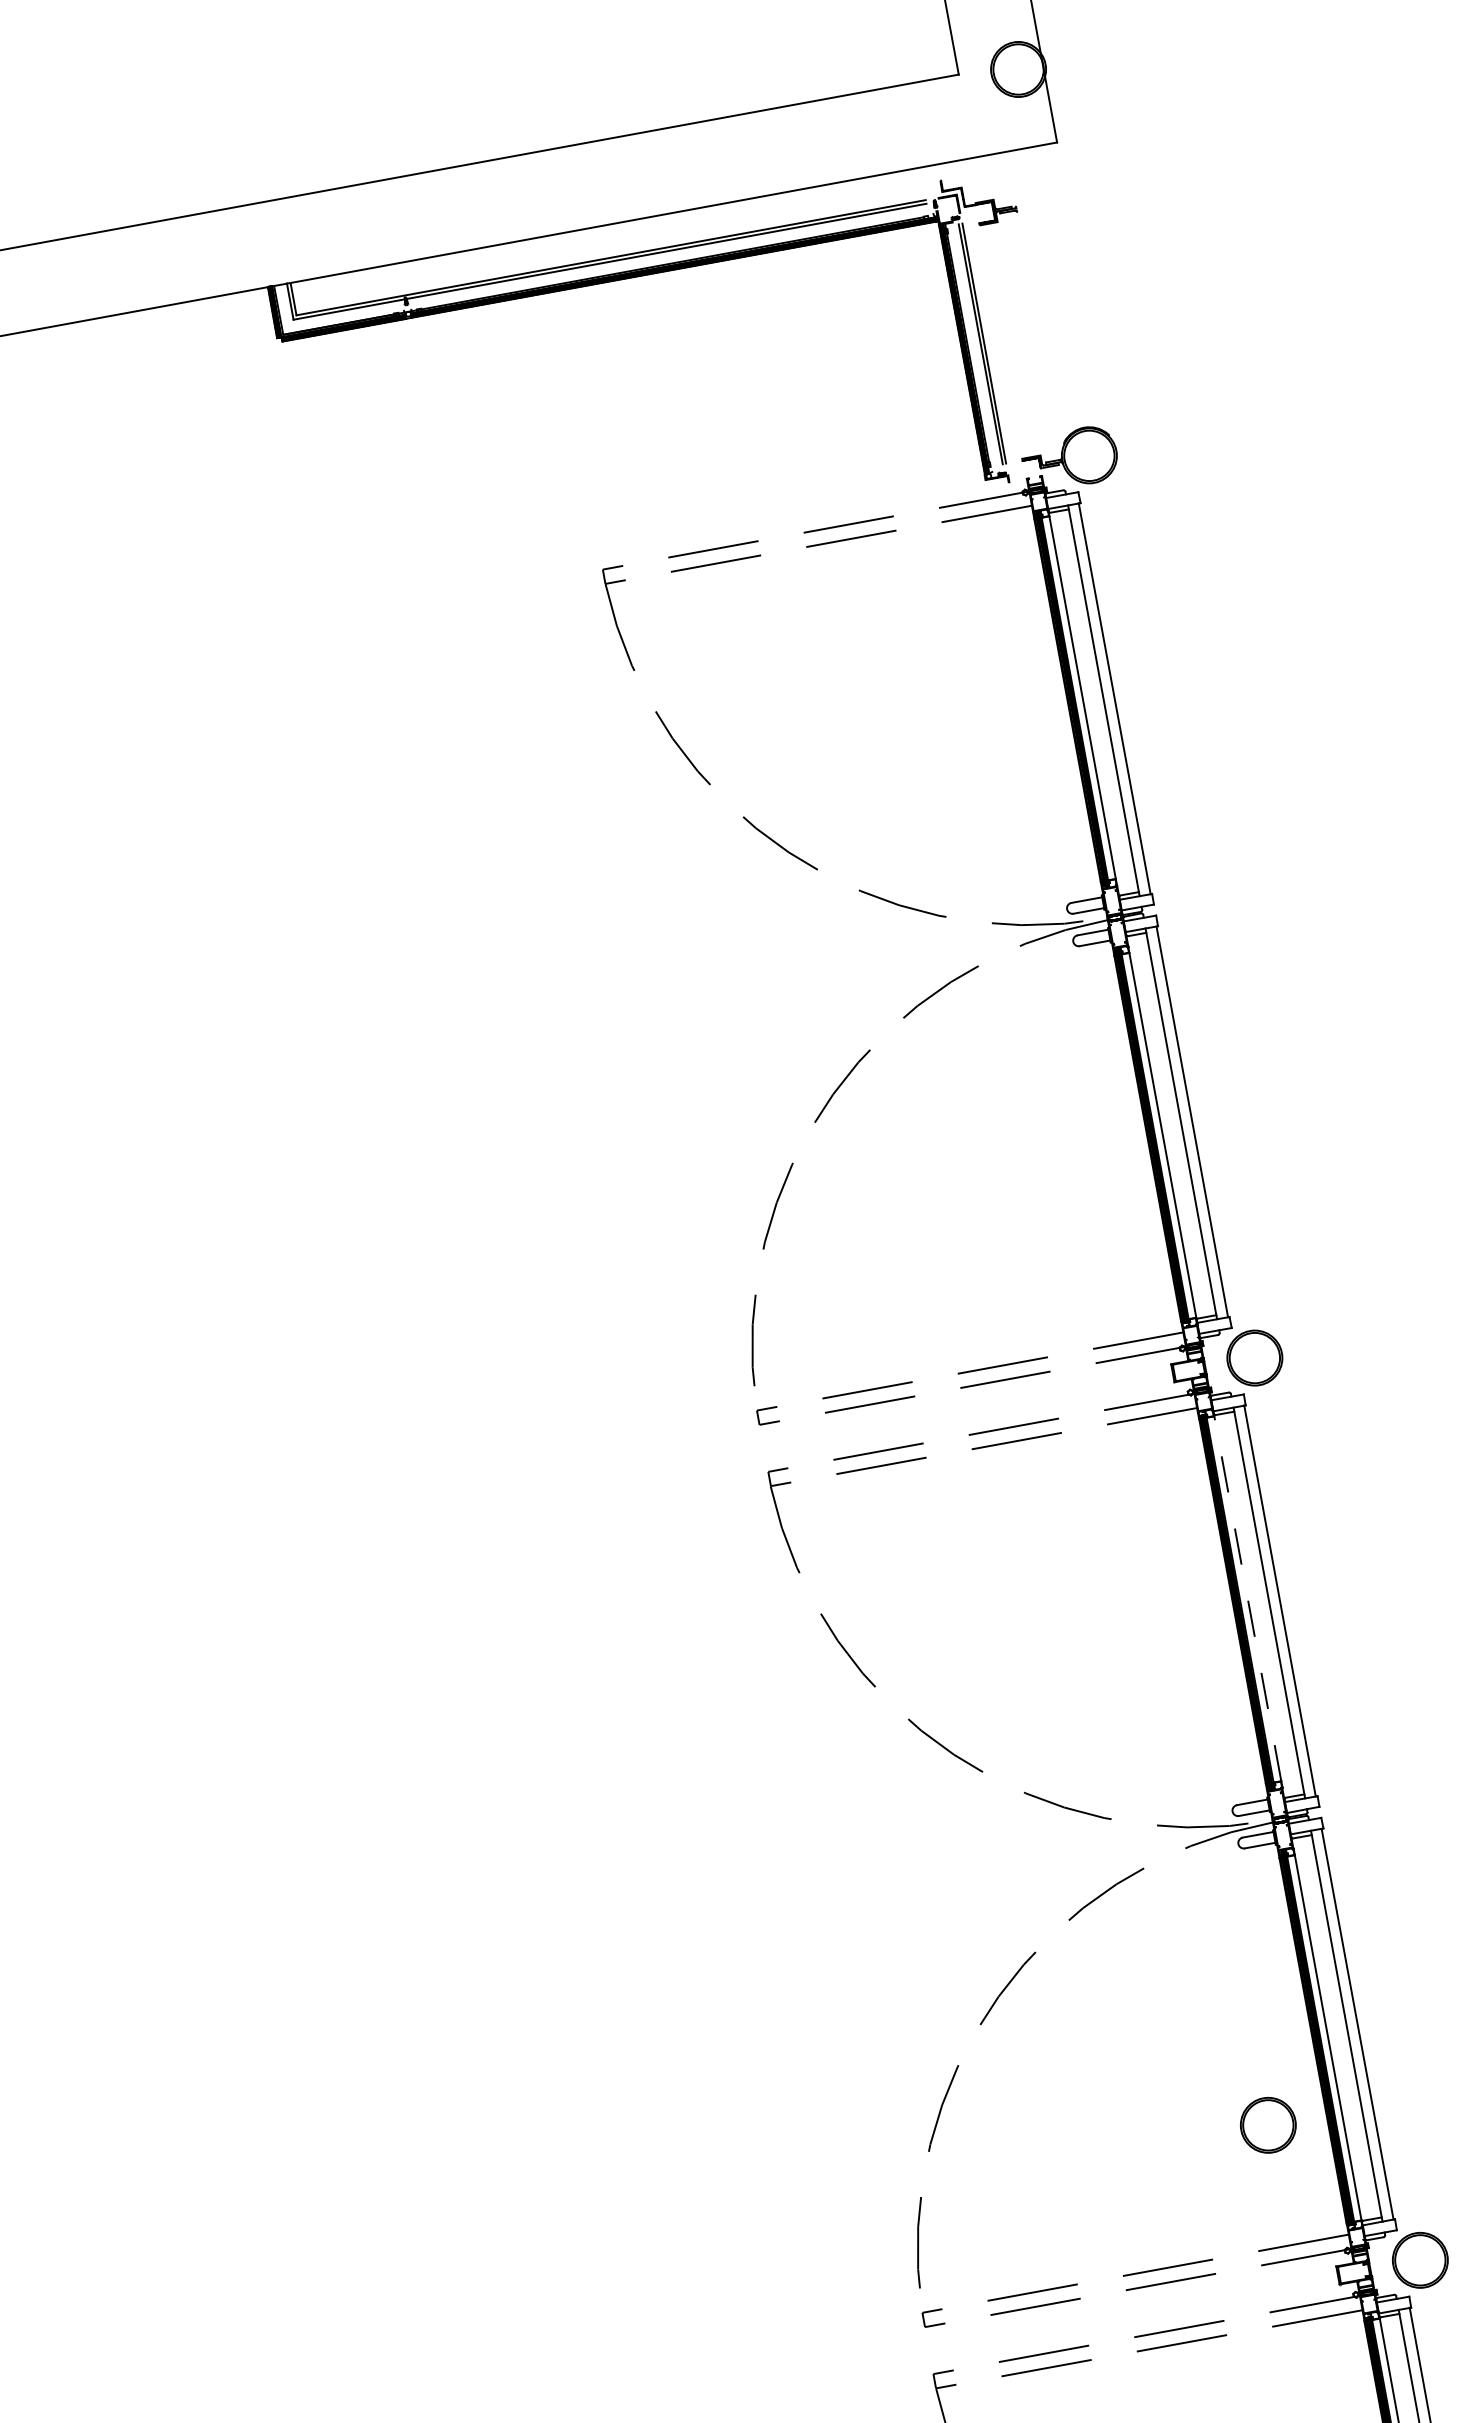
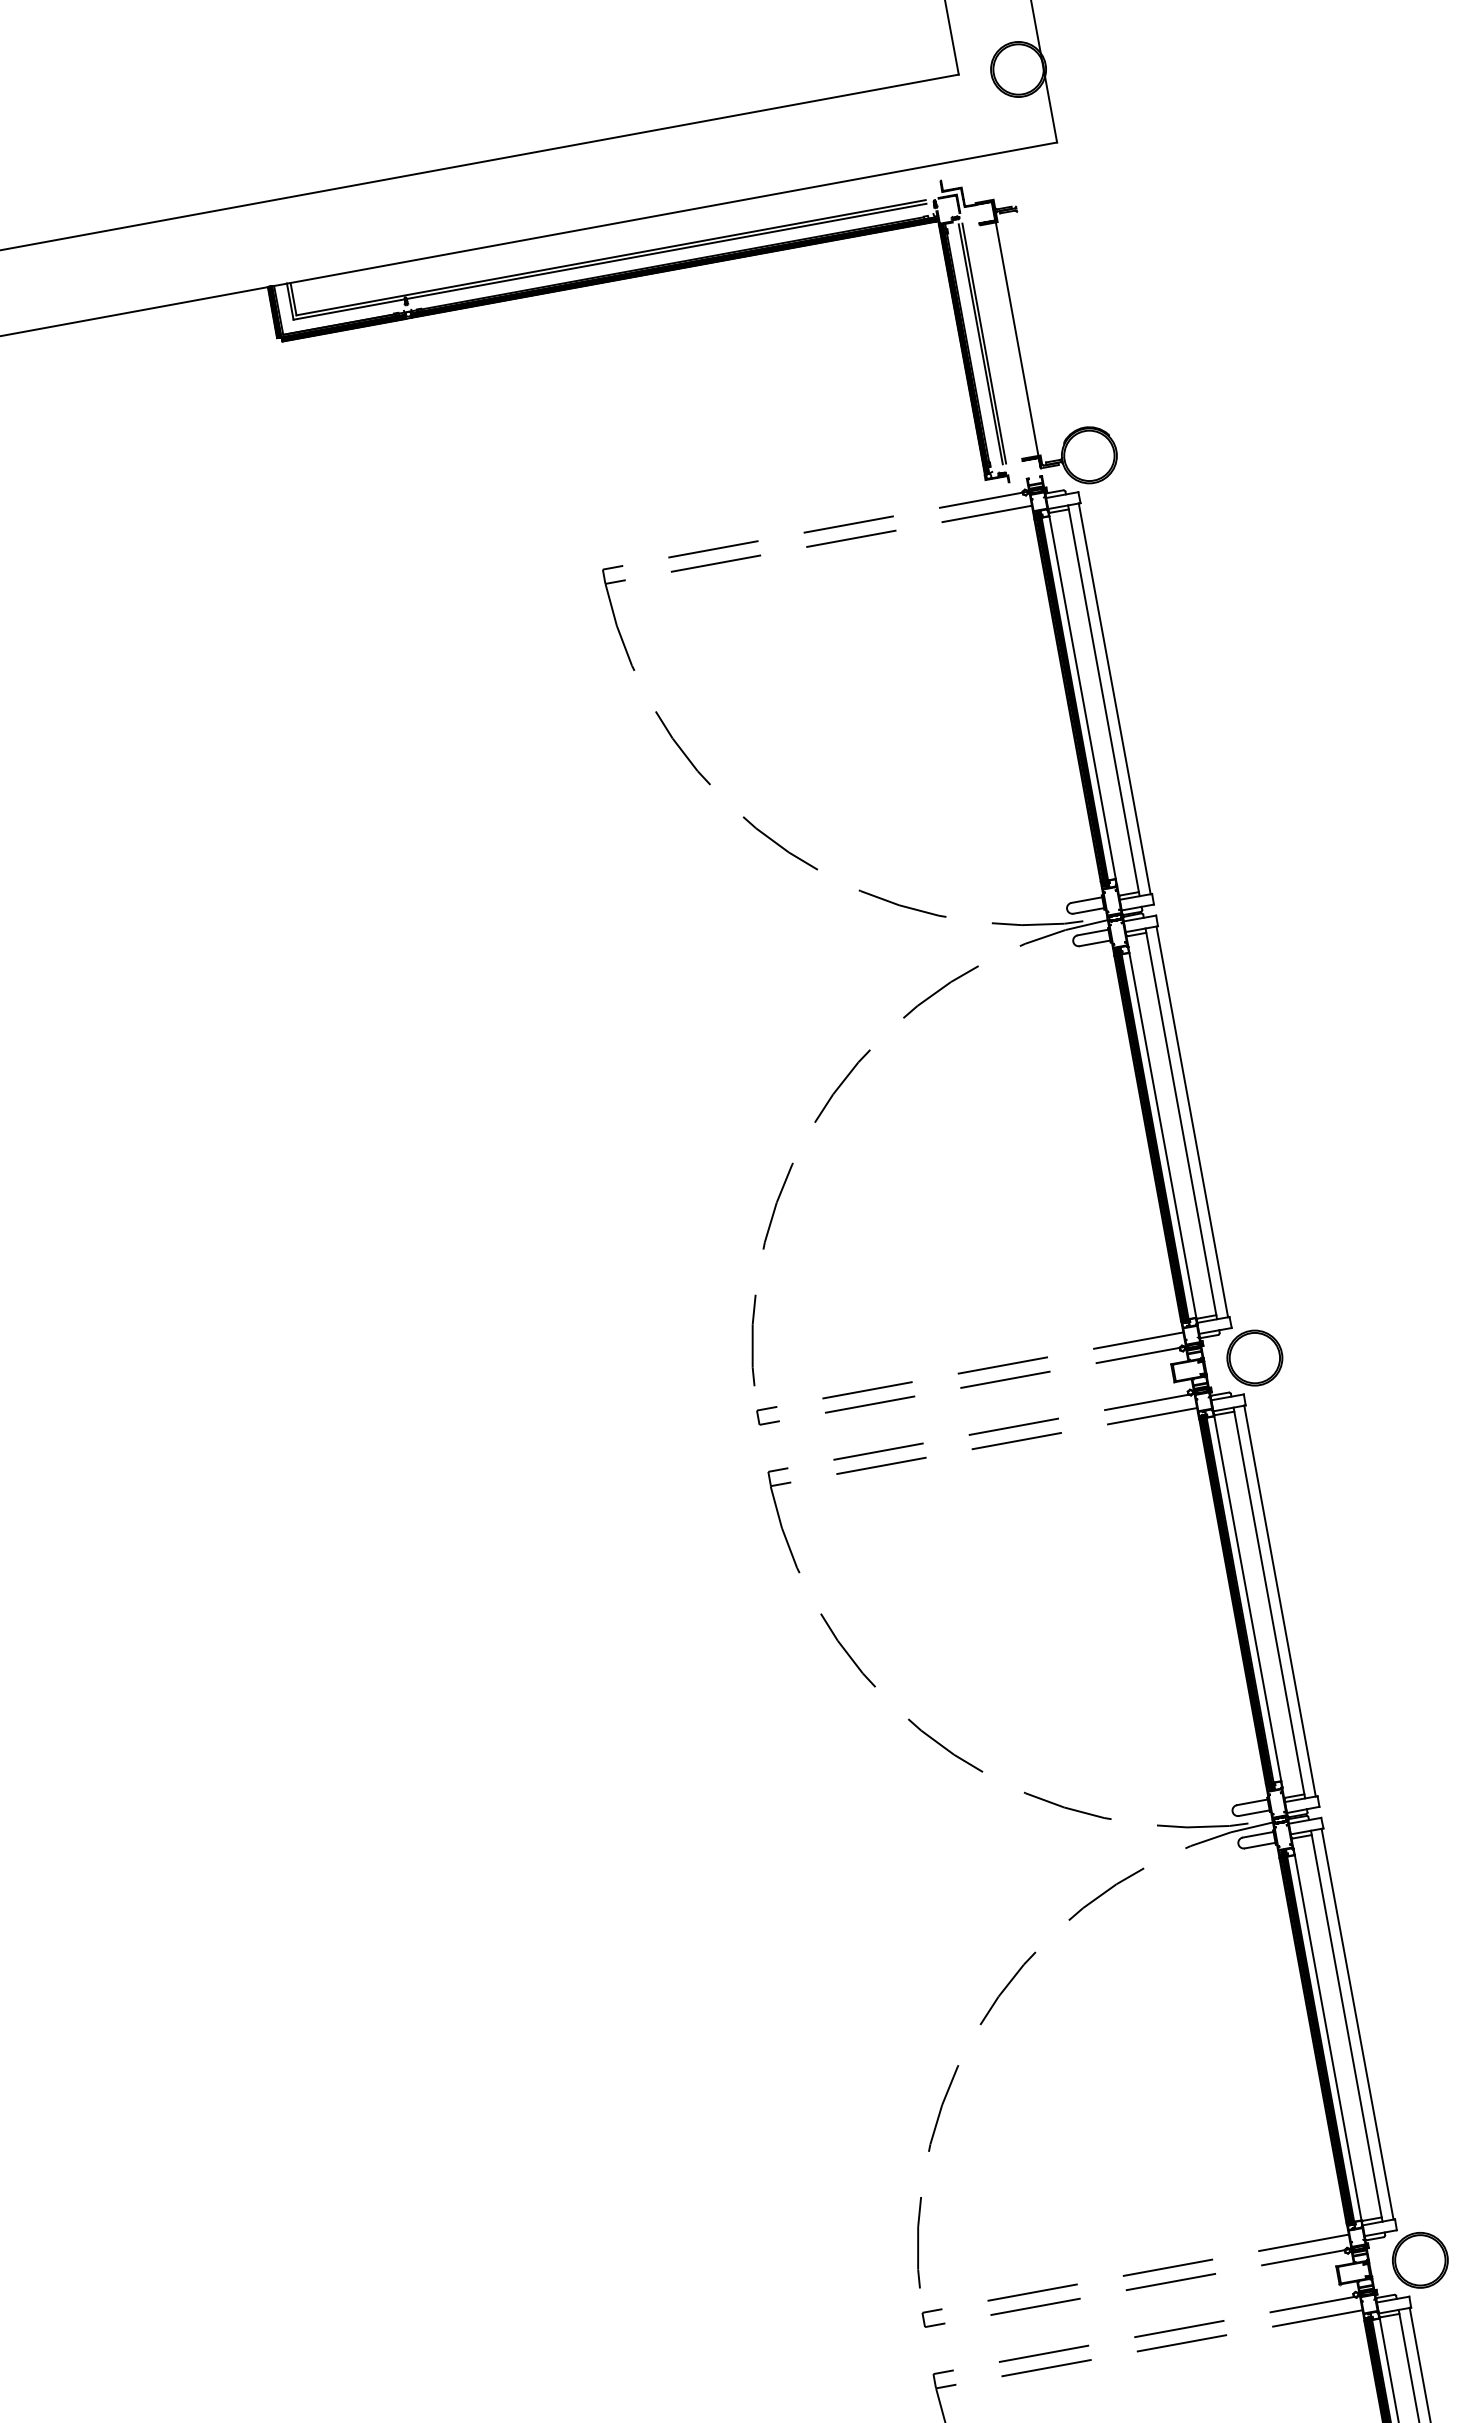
line: none -> present (1016, 339)
line: dashed -> solid (1247, 1598)
part: present -> none (1268, 2125)
